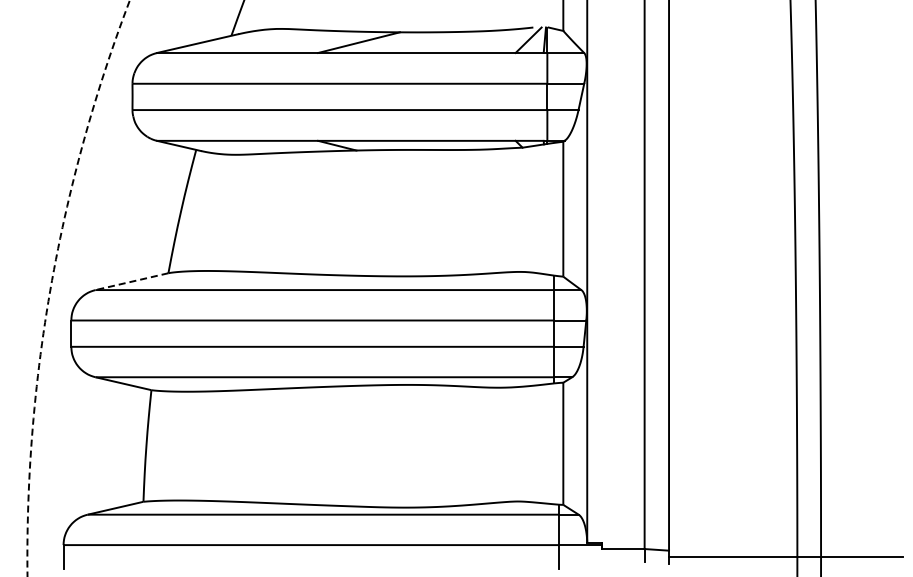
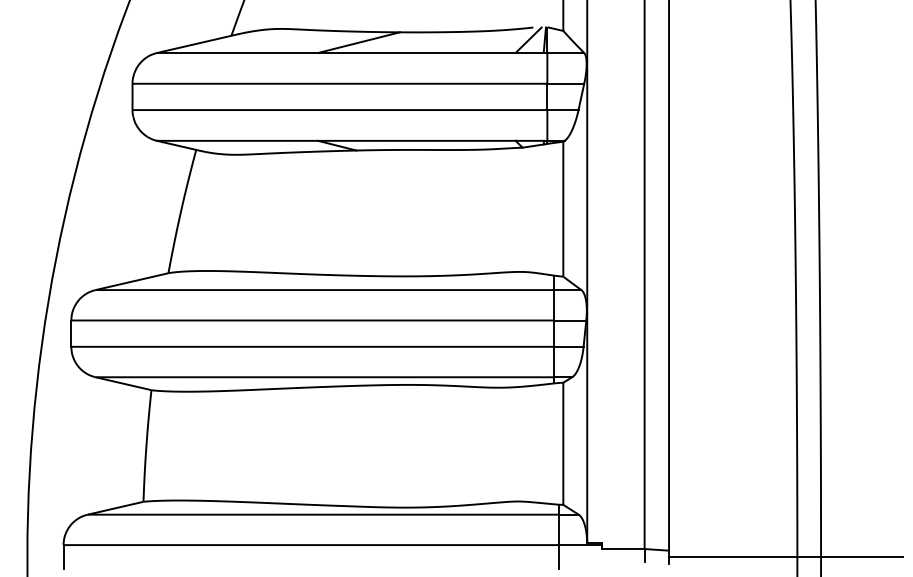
arc: dashed -> solid (51, 281)
line: dashed -> solid (132, 281)
